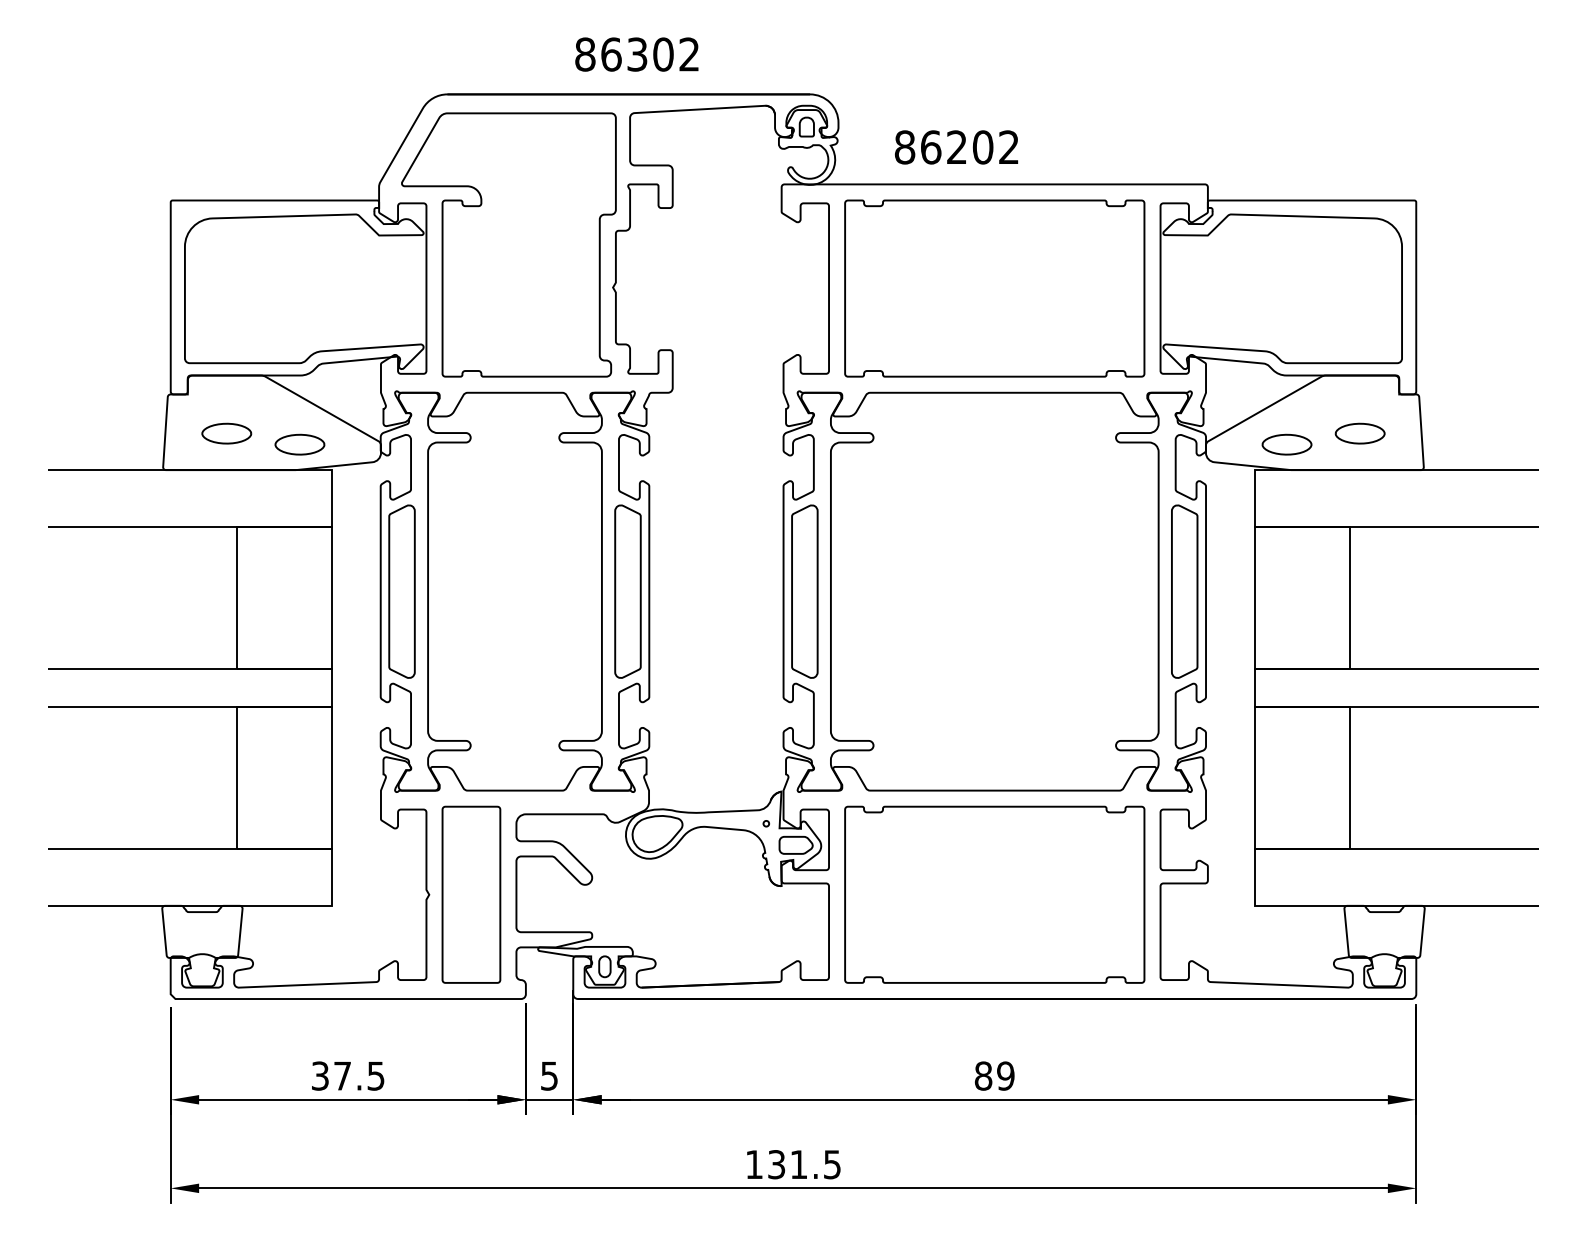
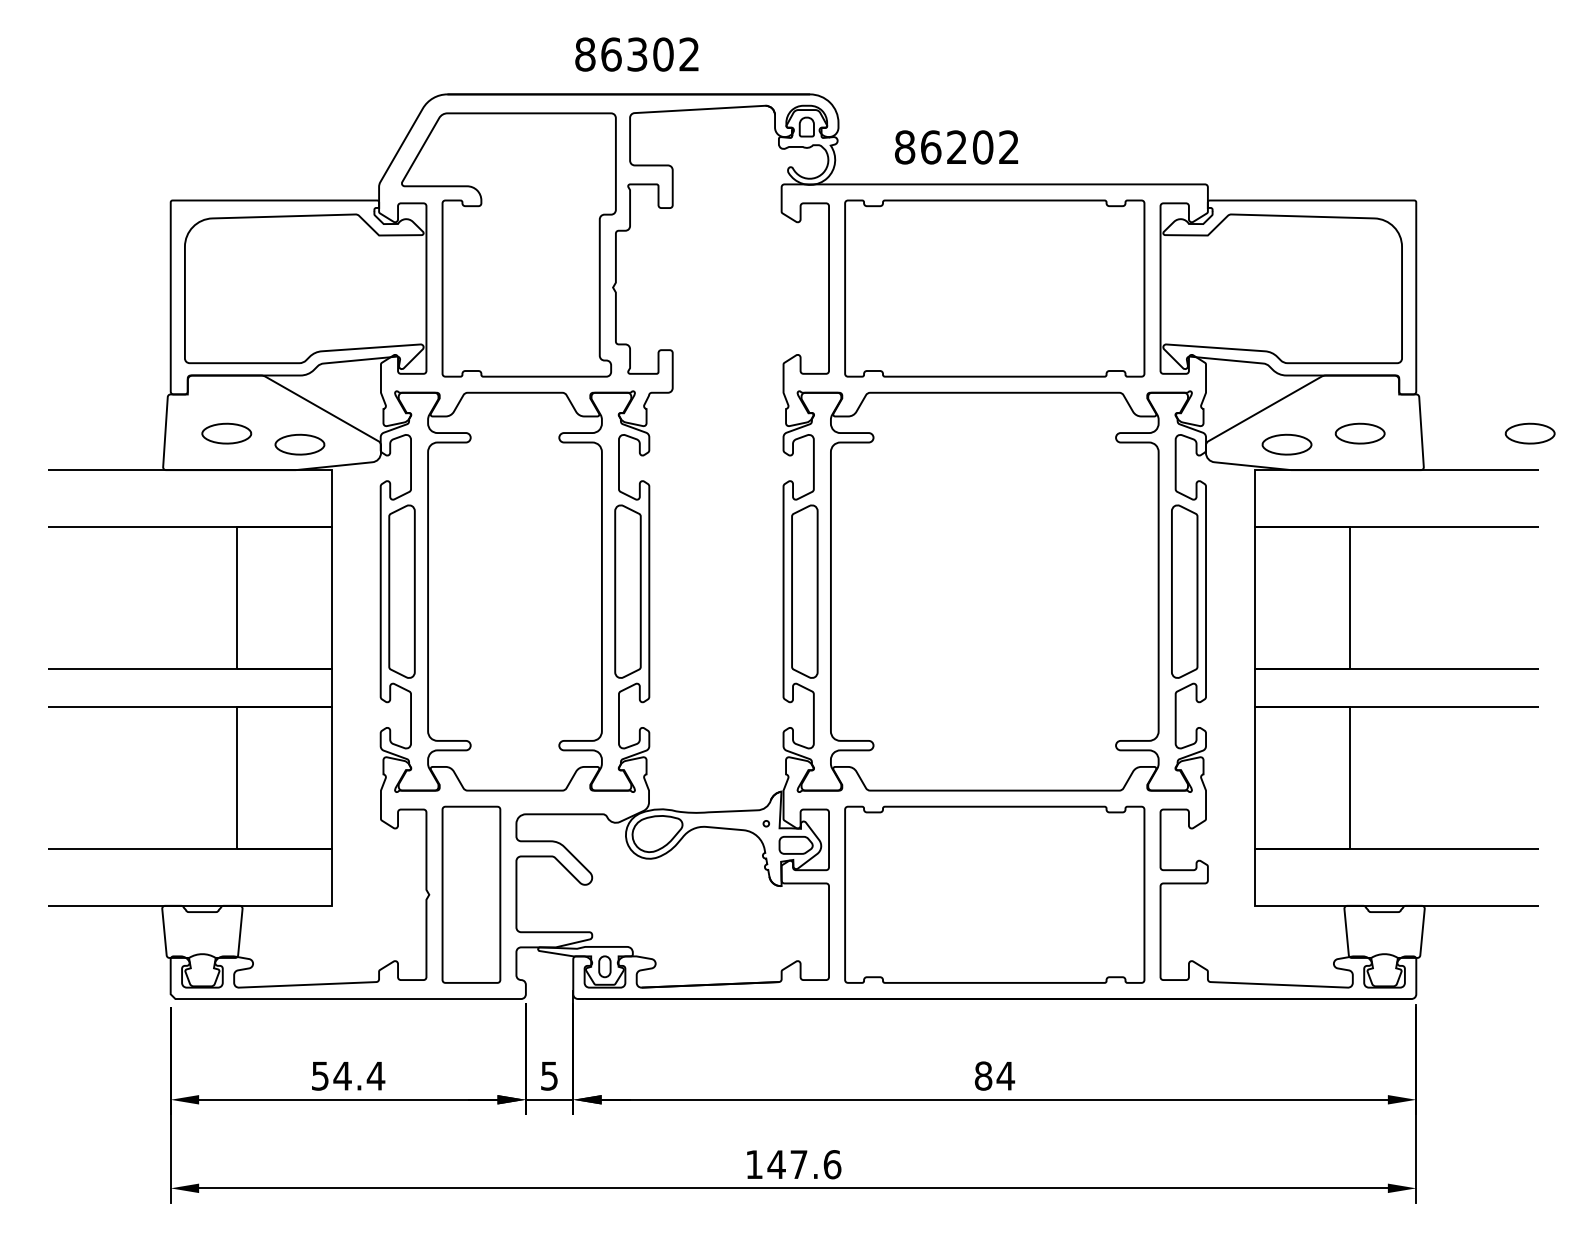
part: none -> present (1529, 433)
text: 37.5 -> 54.4 (348, 1075)
text: 89 -> 84 (1005, 1075)
text: 131.5 -> 147.6 (804, 1164)
